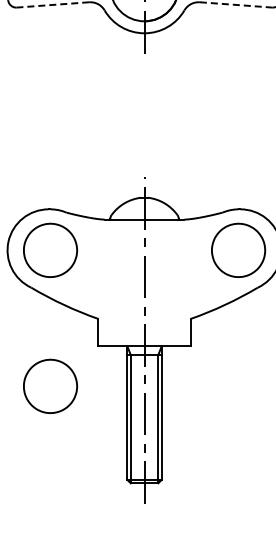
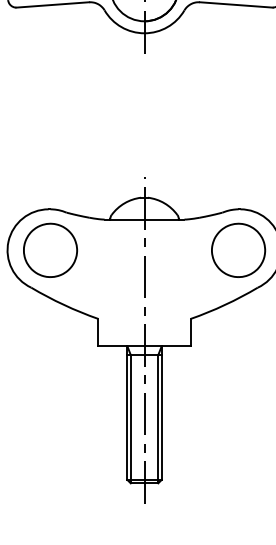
line: dashed -> solid (52, 4)
line: dashed -> solid (236, 4)
part: present -> none (50, 385)
